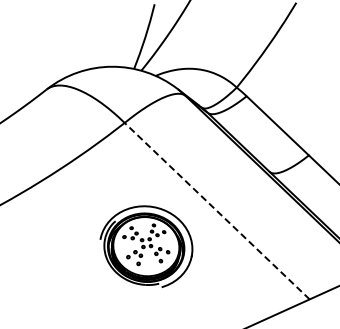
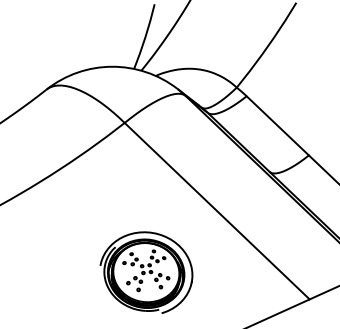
line: dashed -> solid (217, 211)
part position: (146, 246) -> (146, 272) (146, 272)
